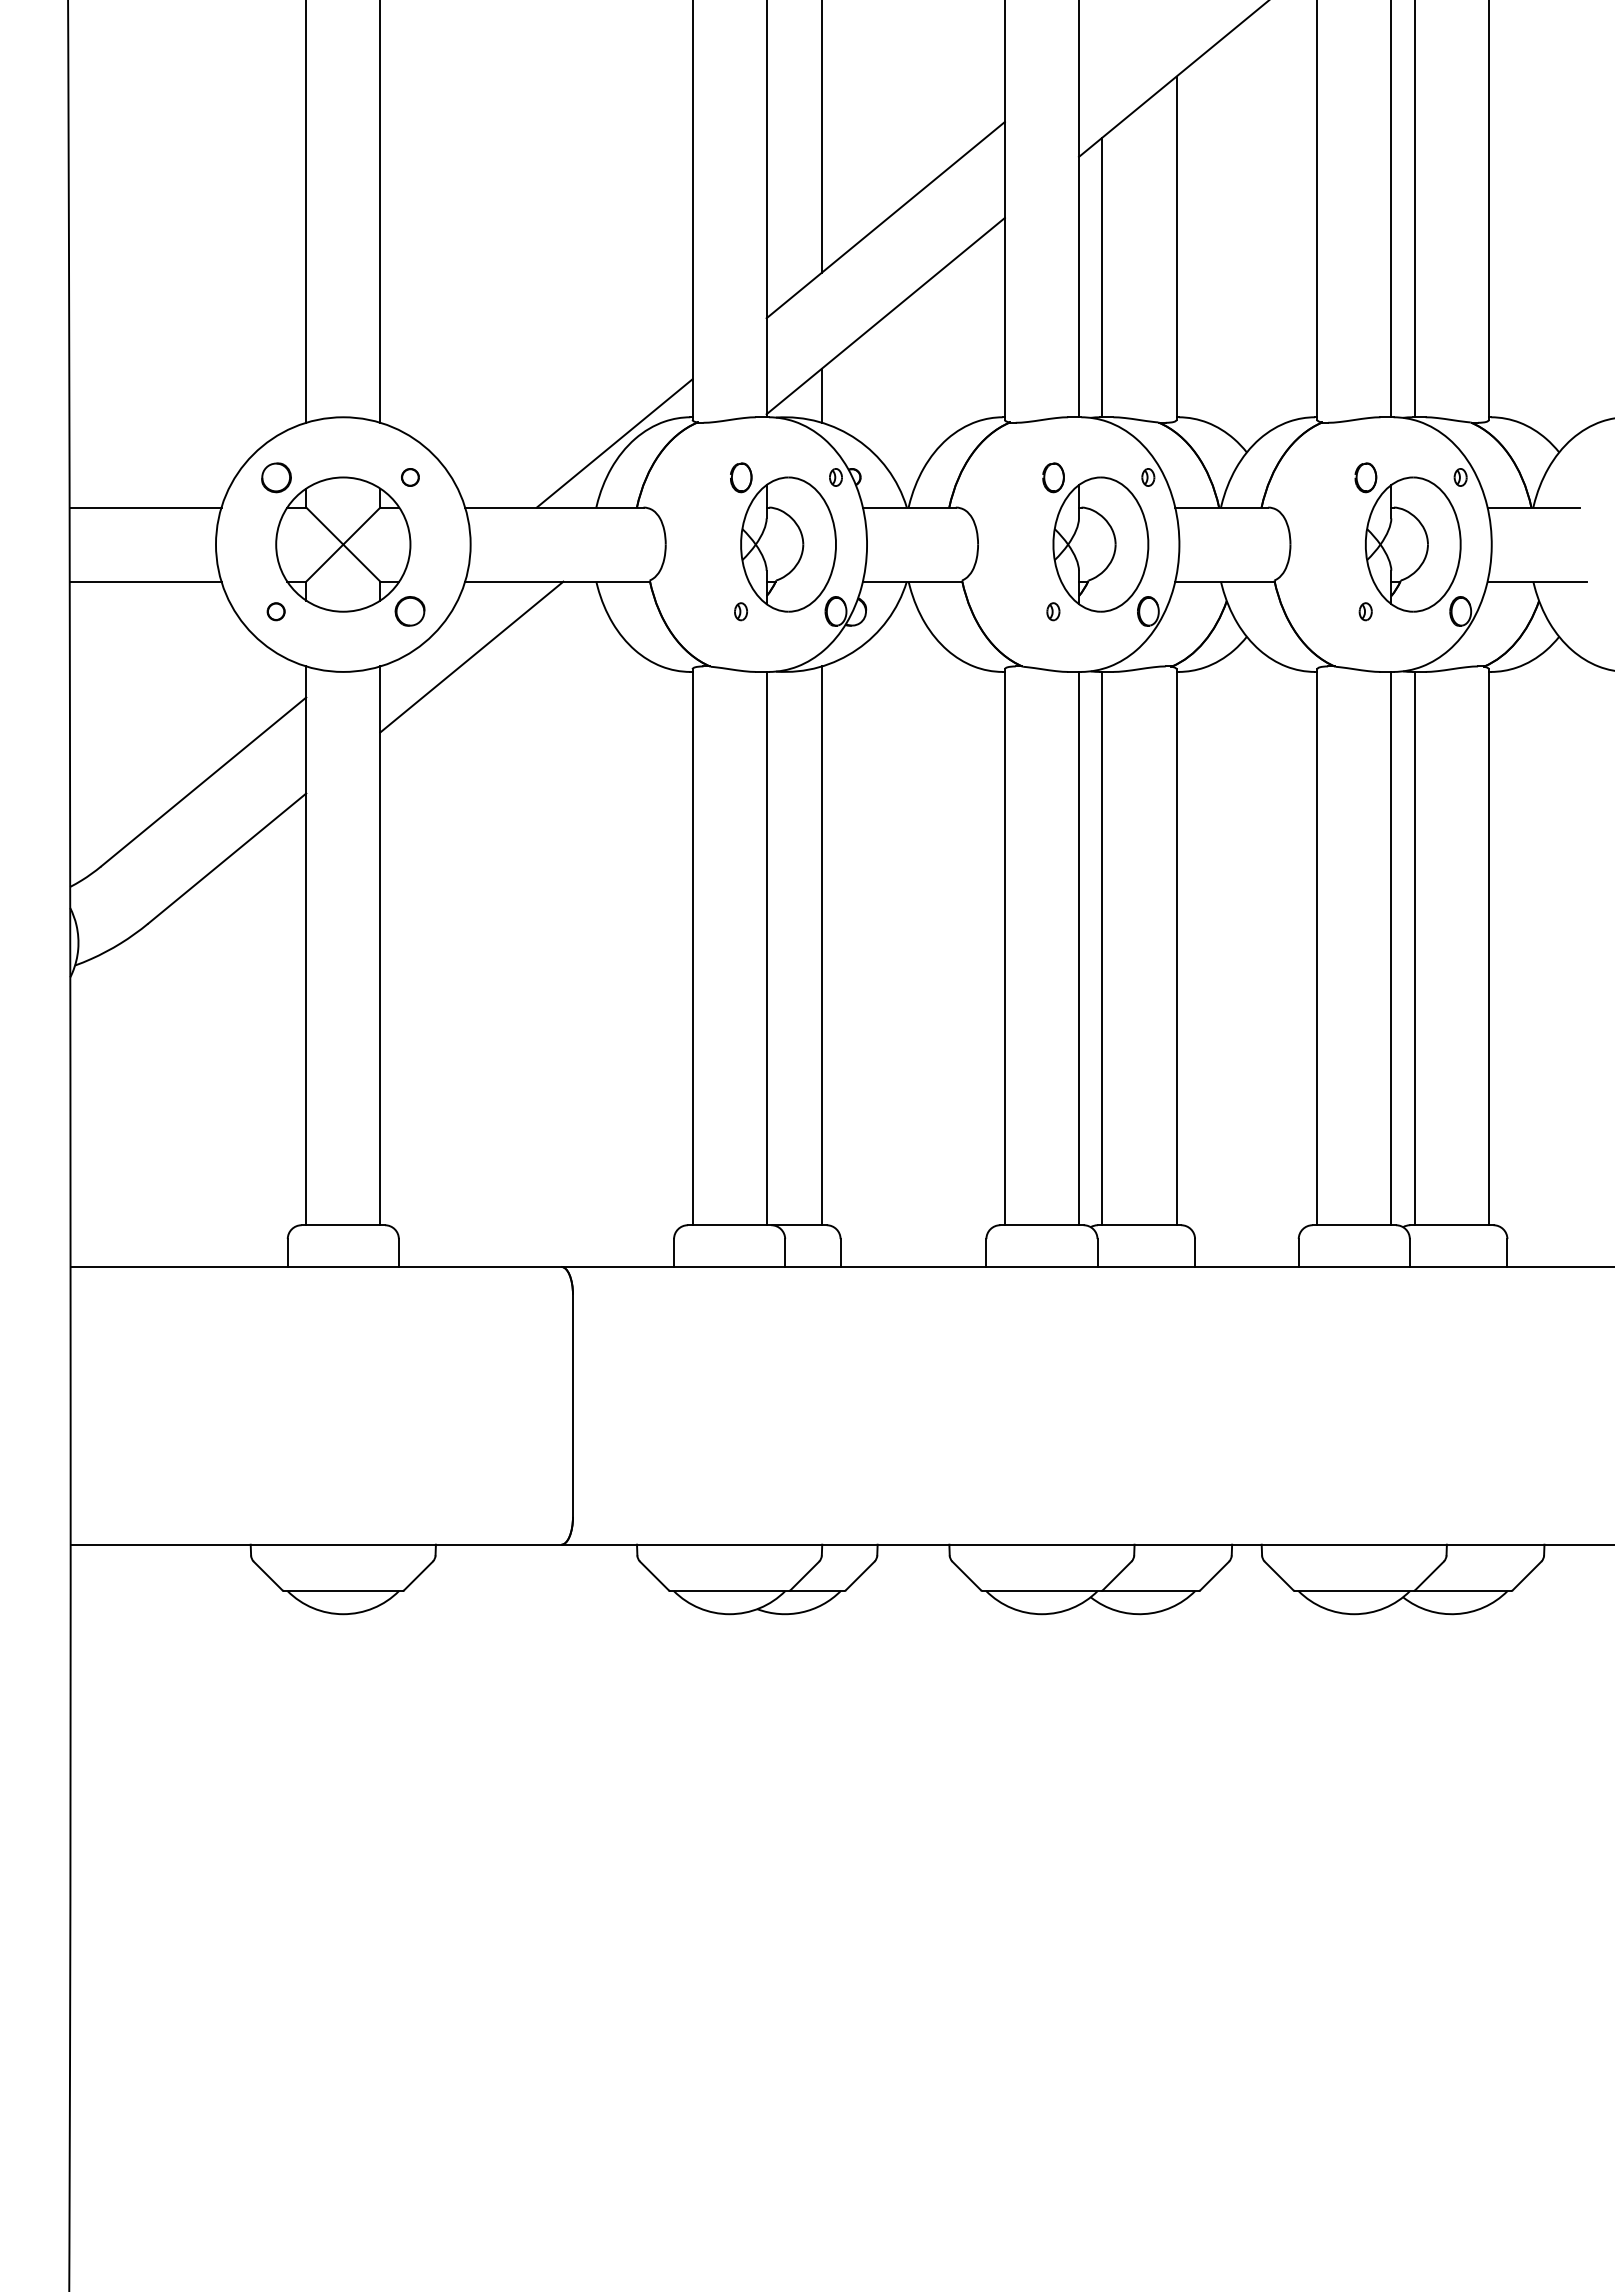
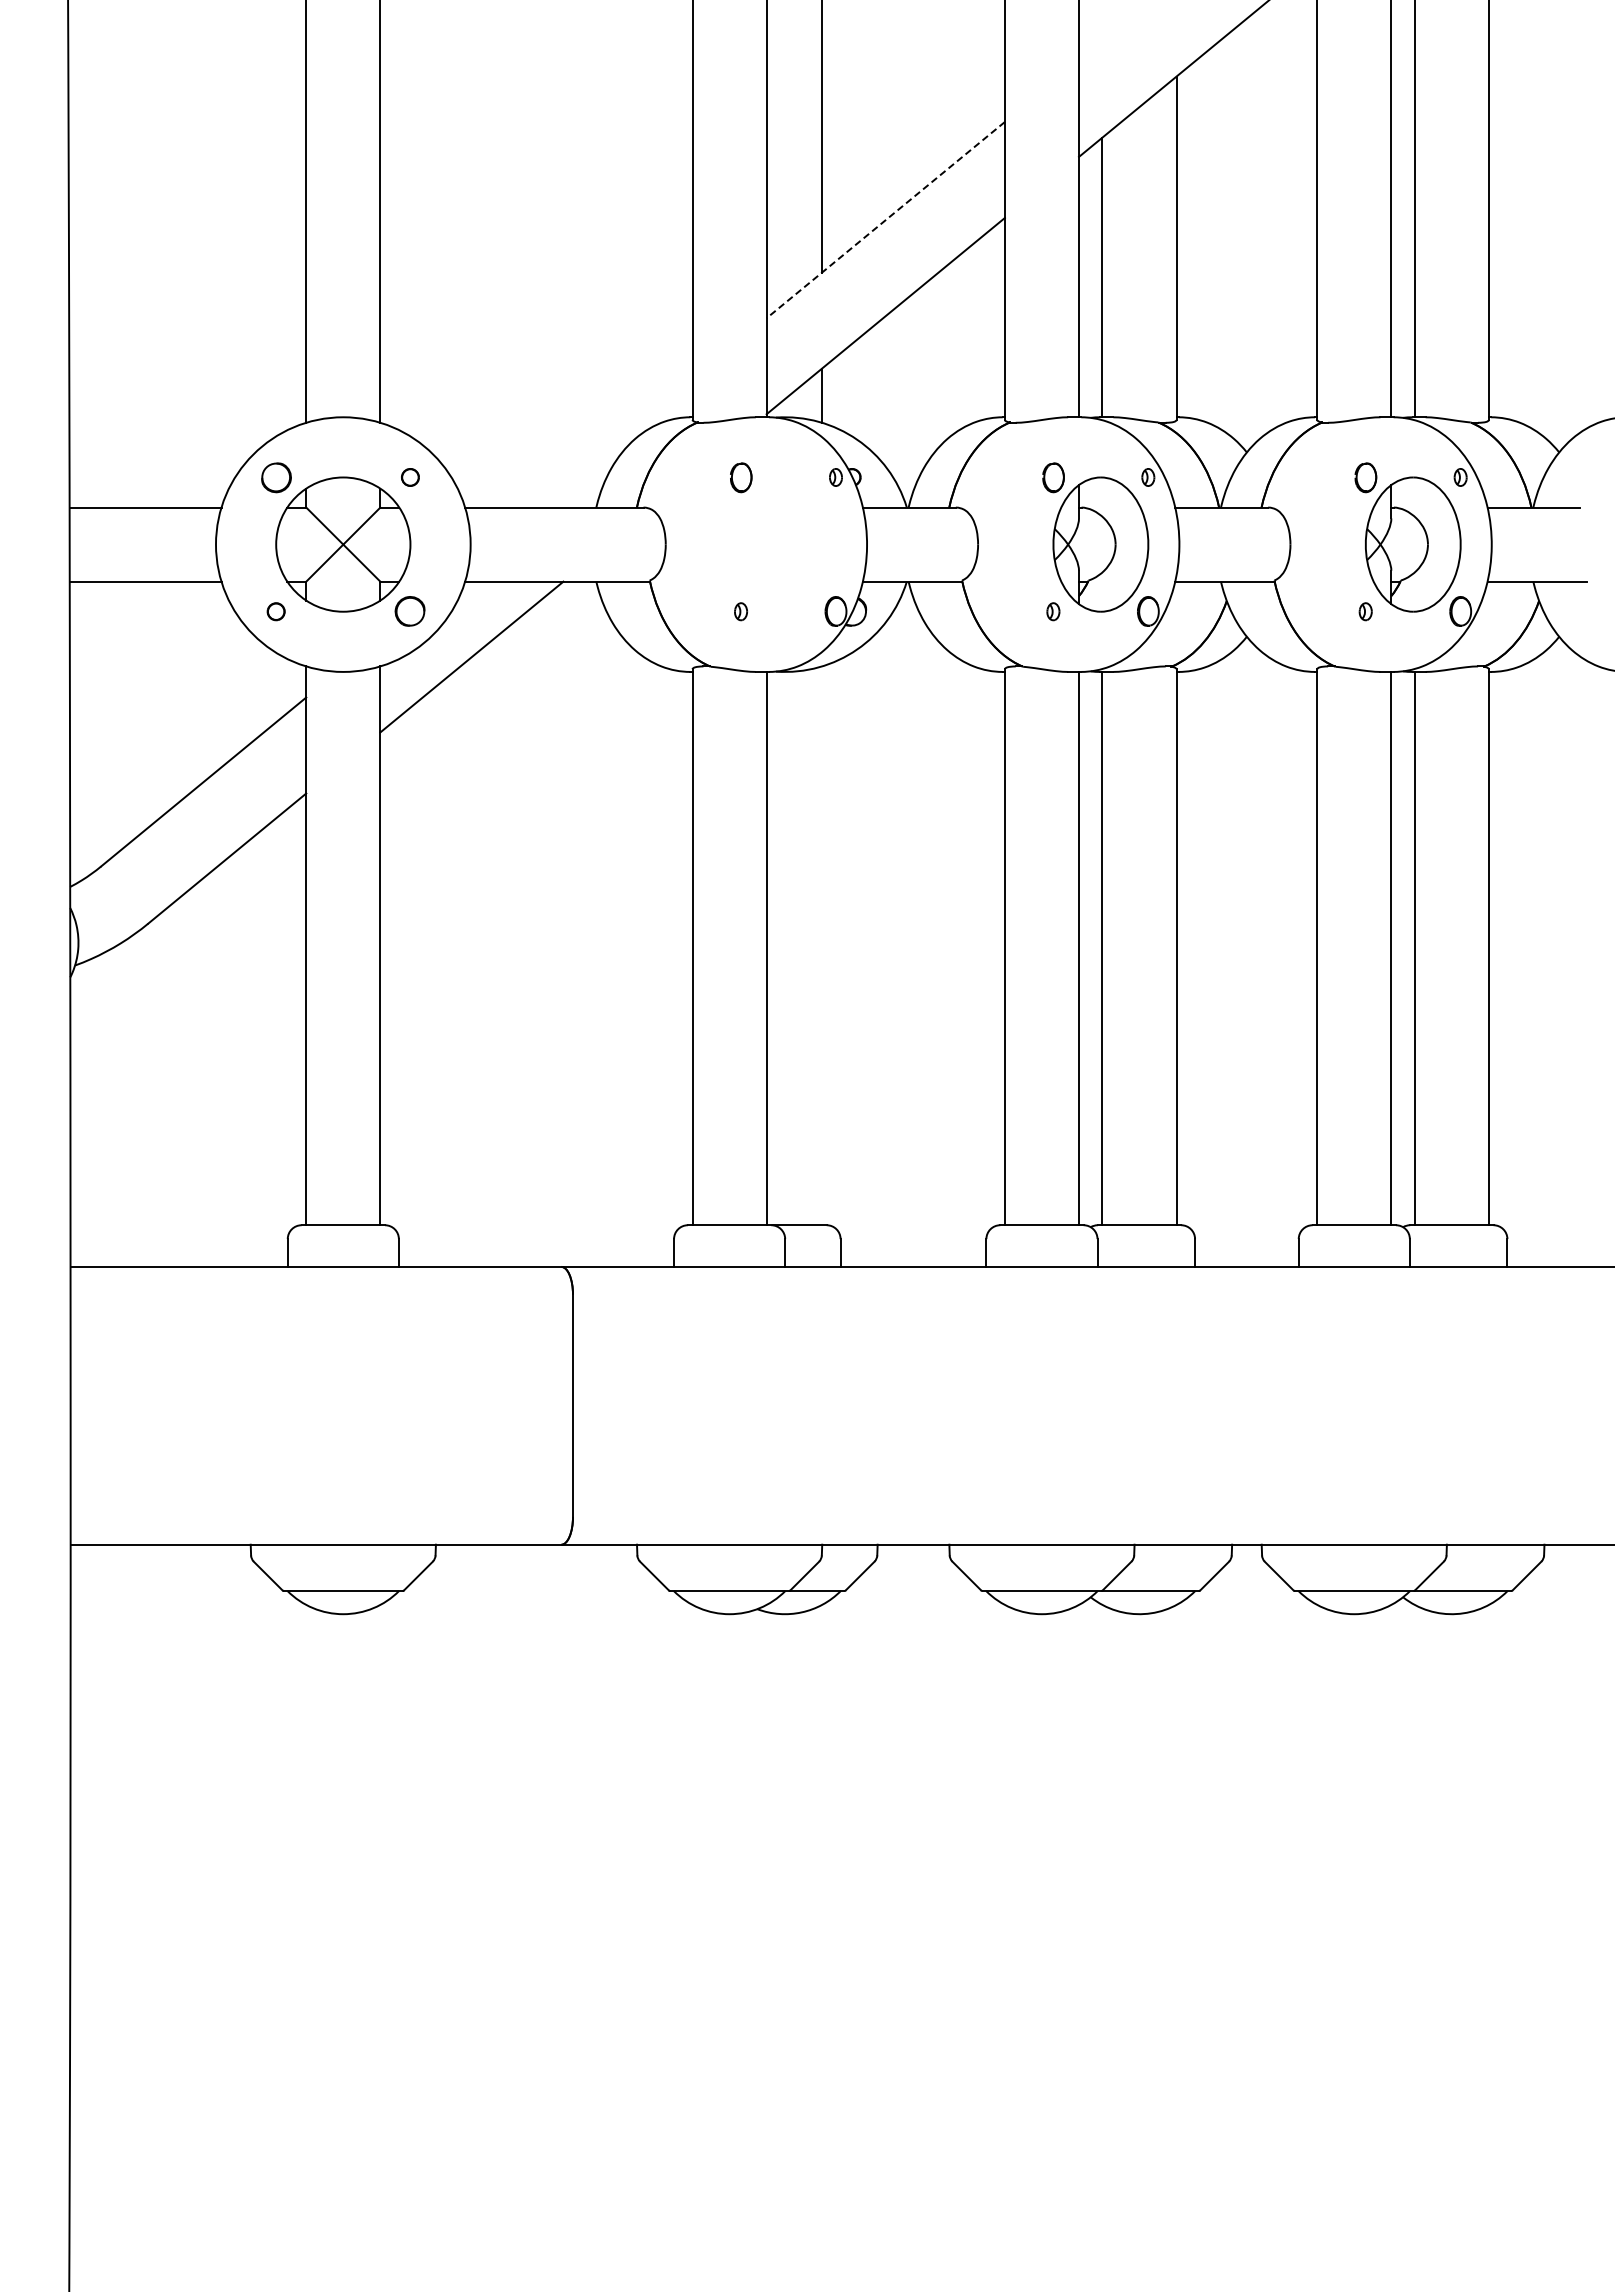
line: solid -> dashed (885, 220)
line: present -> none (614, 443)
part: present -> none (788, 544)
line: present -> none (822, 945)
